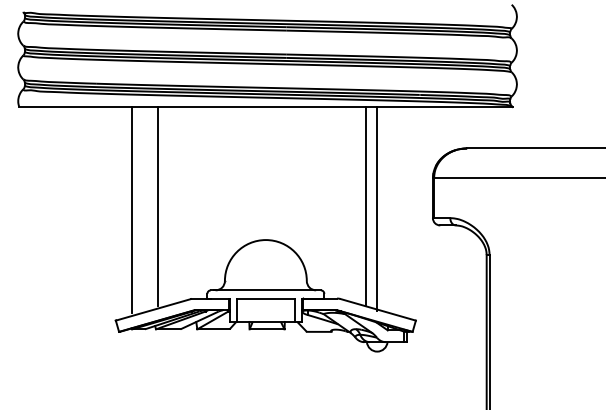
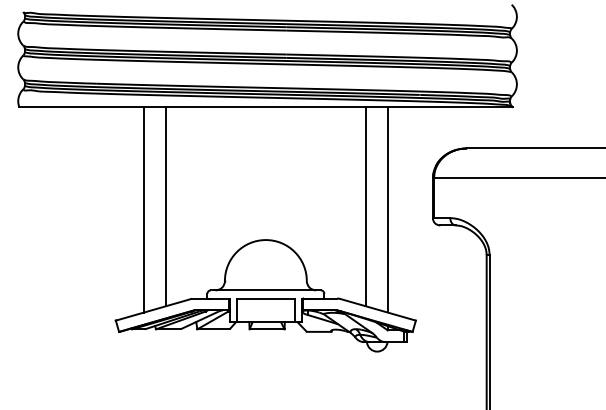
line position: (157, 206) -> (165, 206) (165, 206)
line position: (377, 208) -> (388, 208) (388, 208)
line position: (132, 209) -> (144, 209) (144, 209)
